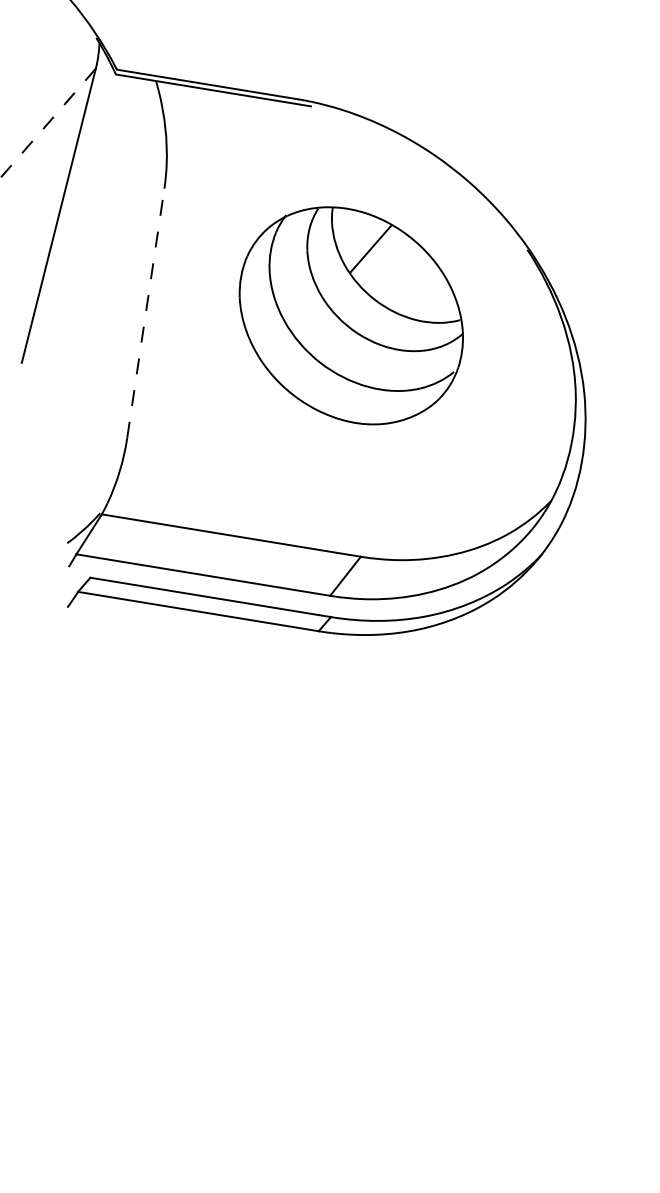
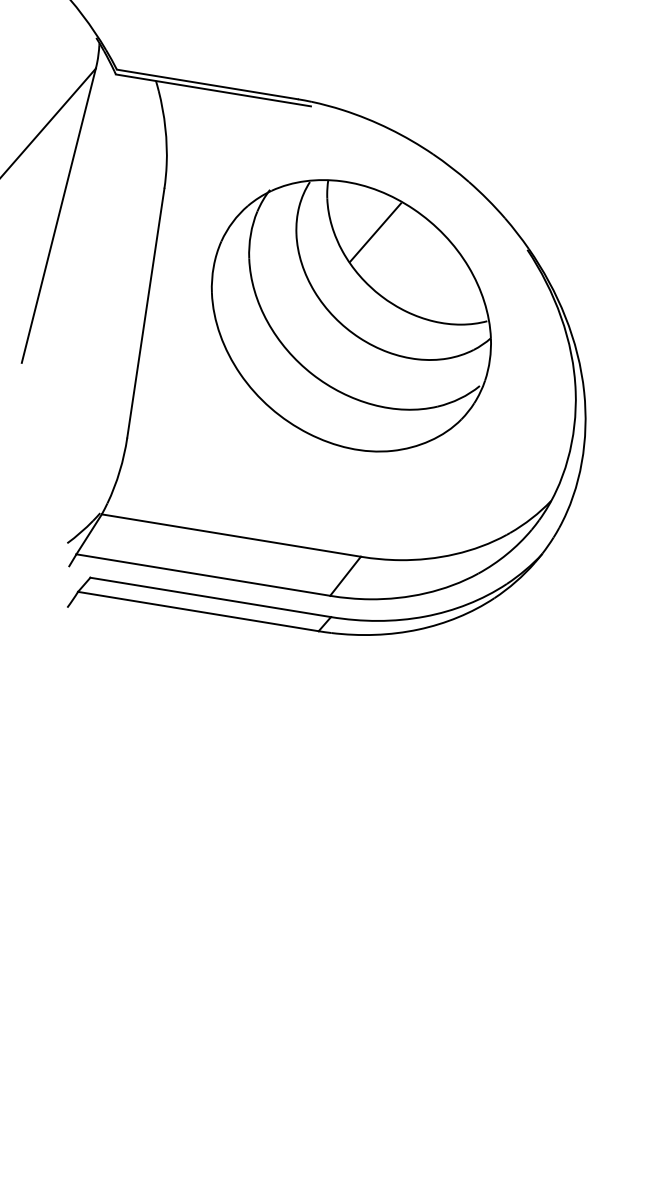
line: dashed -> solid (47, 123)
line: dashed -> solid (145, 313)
part size: 226x220 px -> 282x274 px (350, 315)
